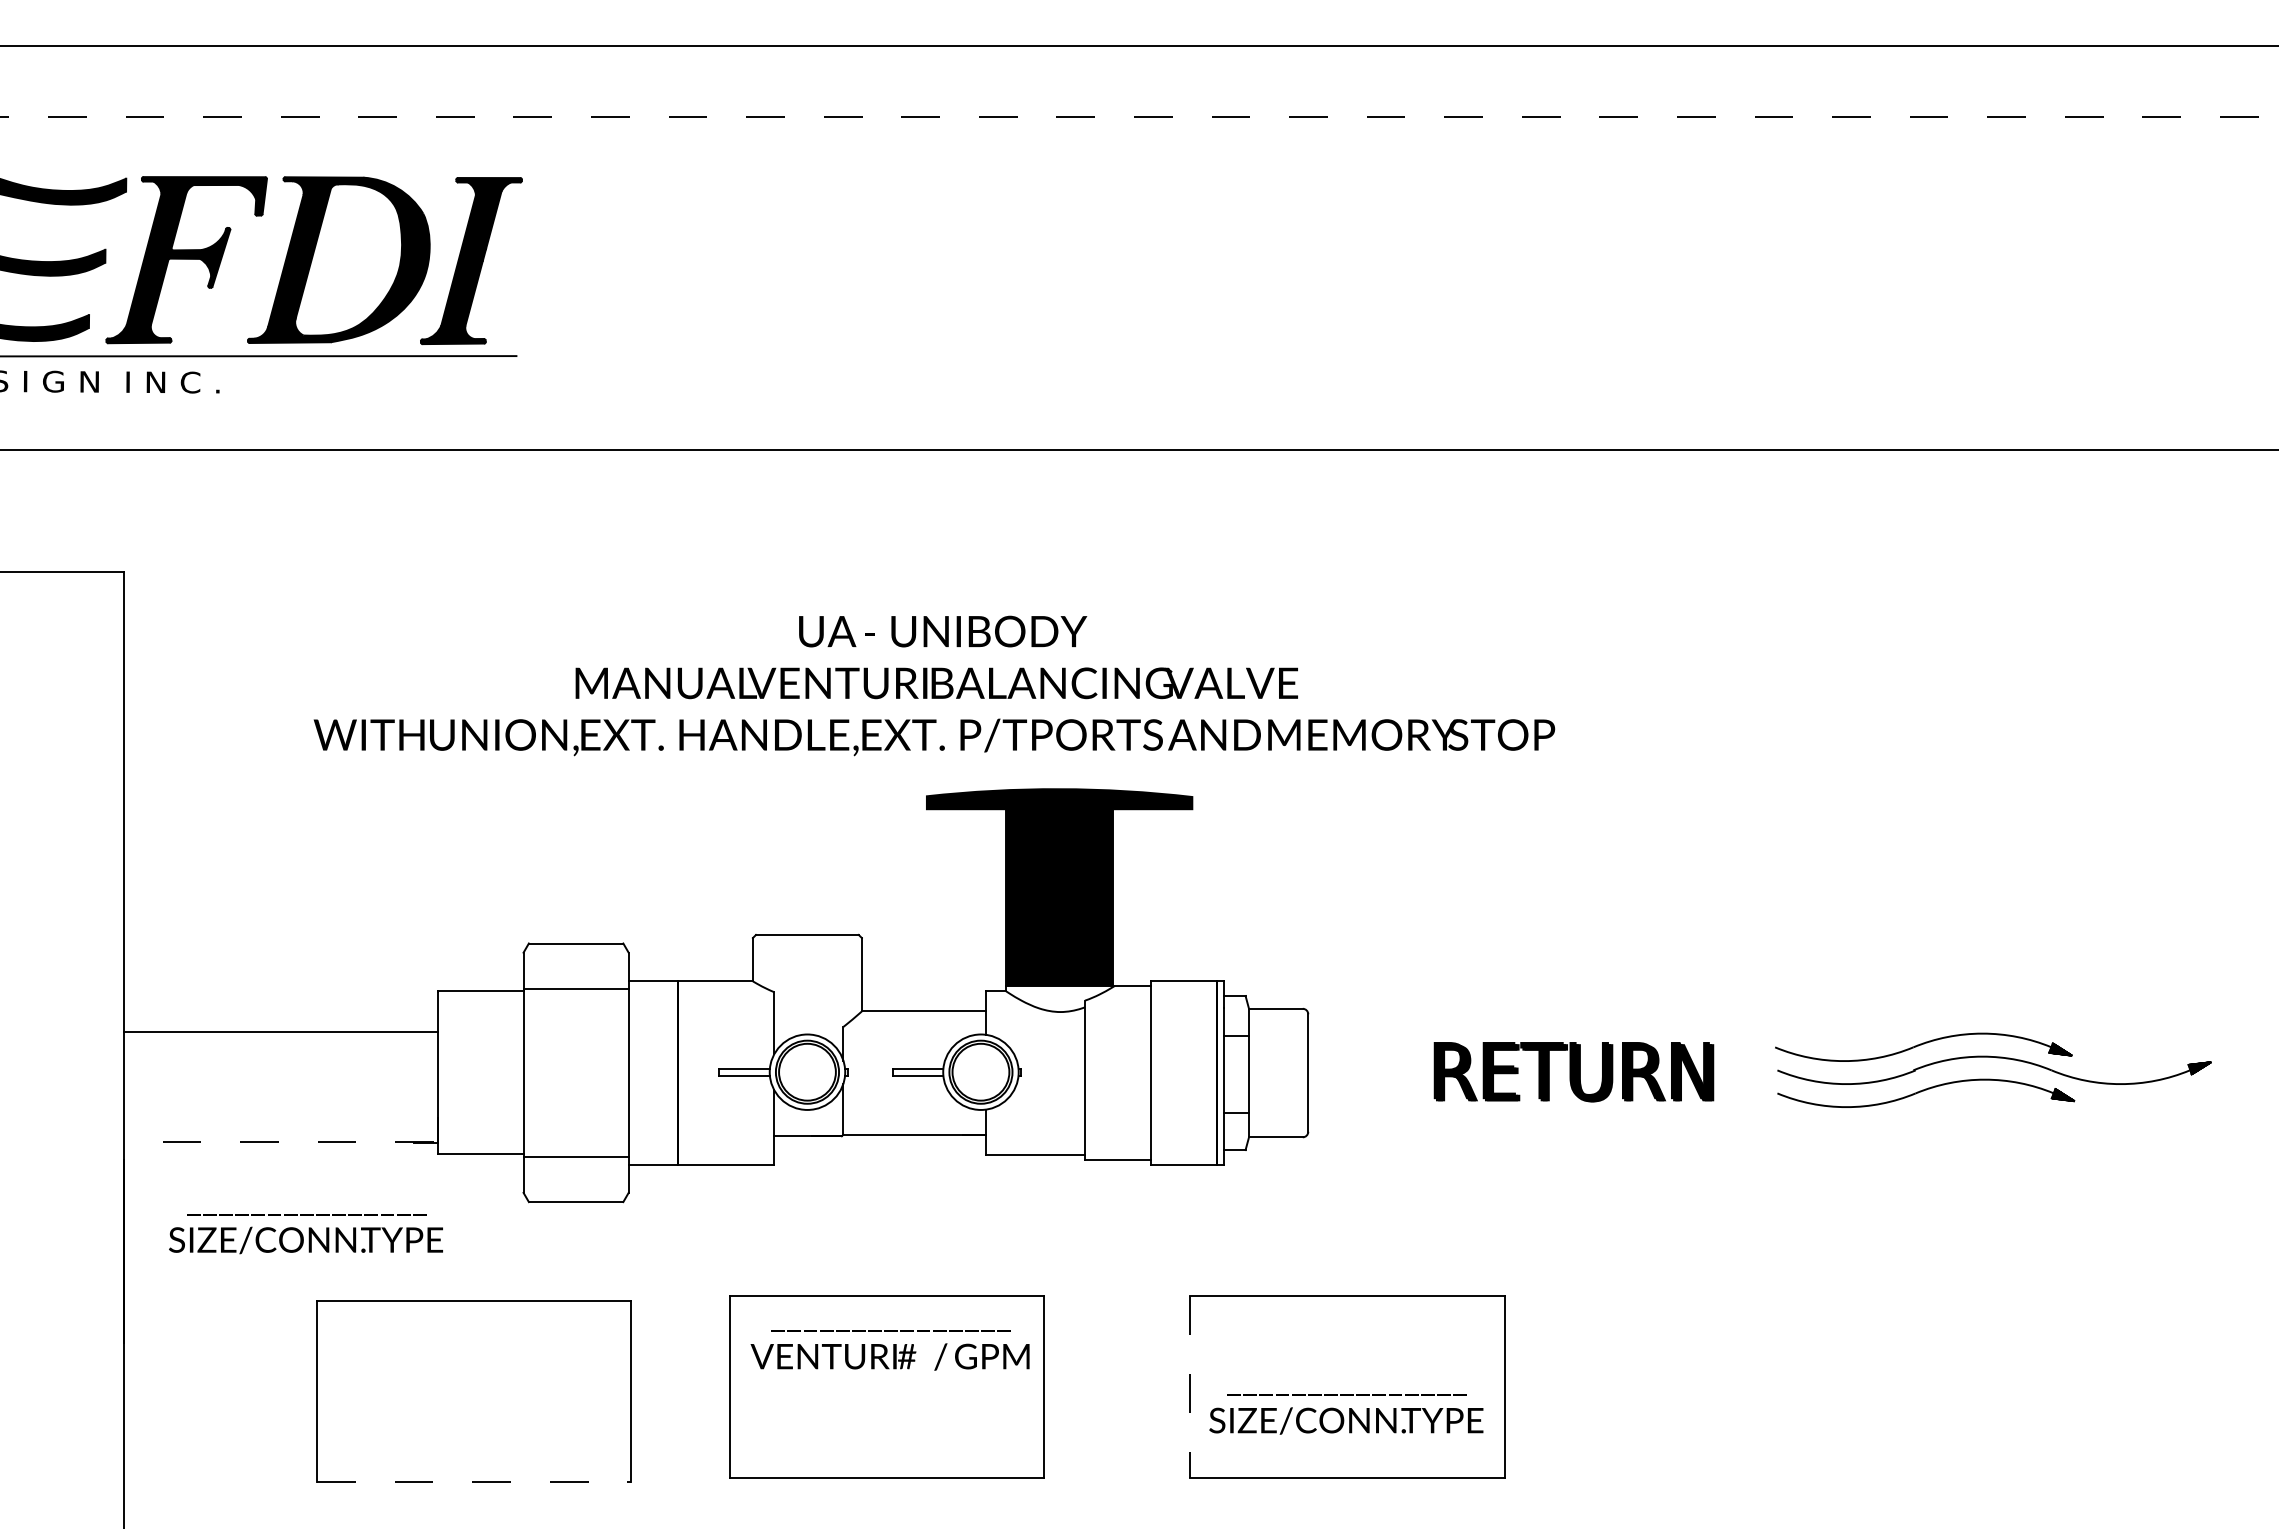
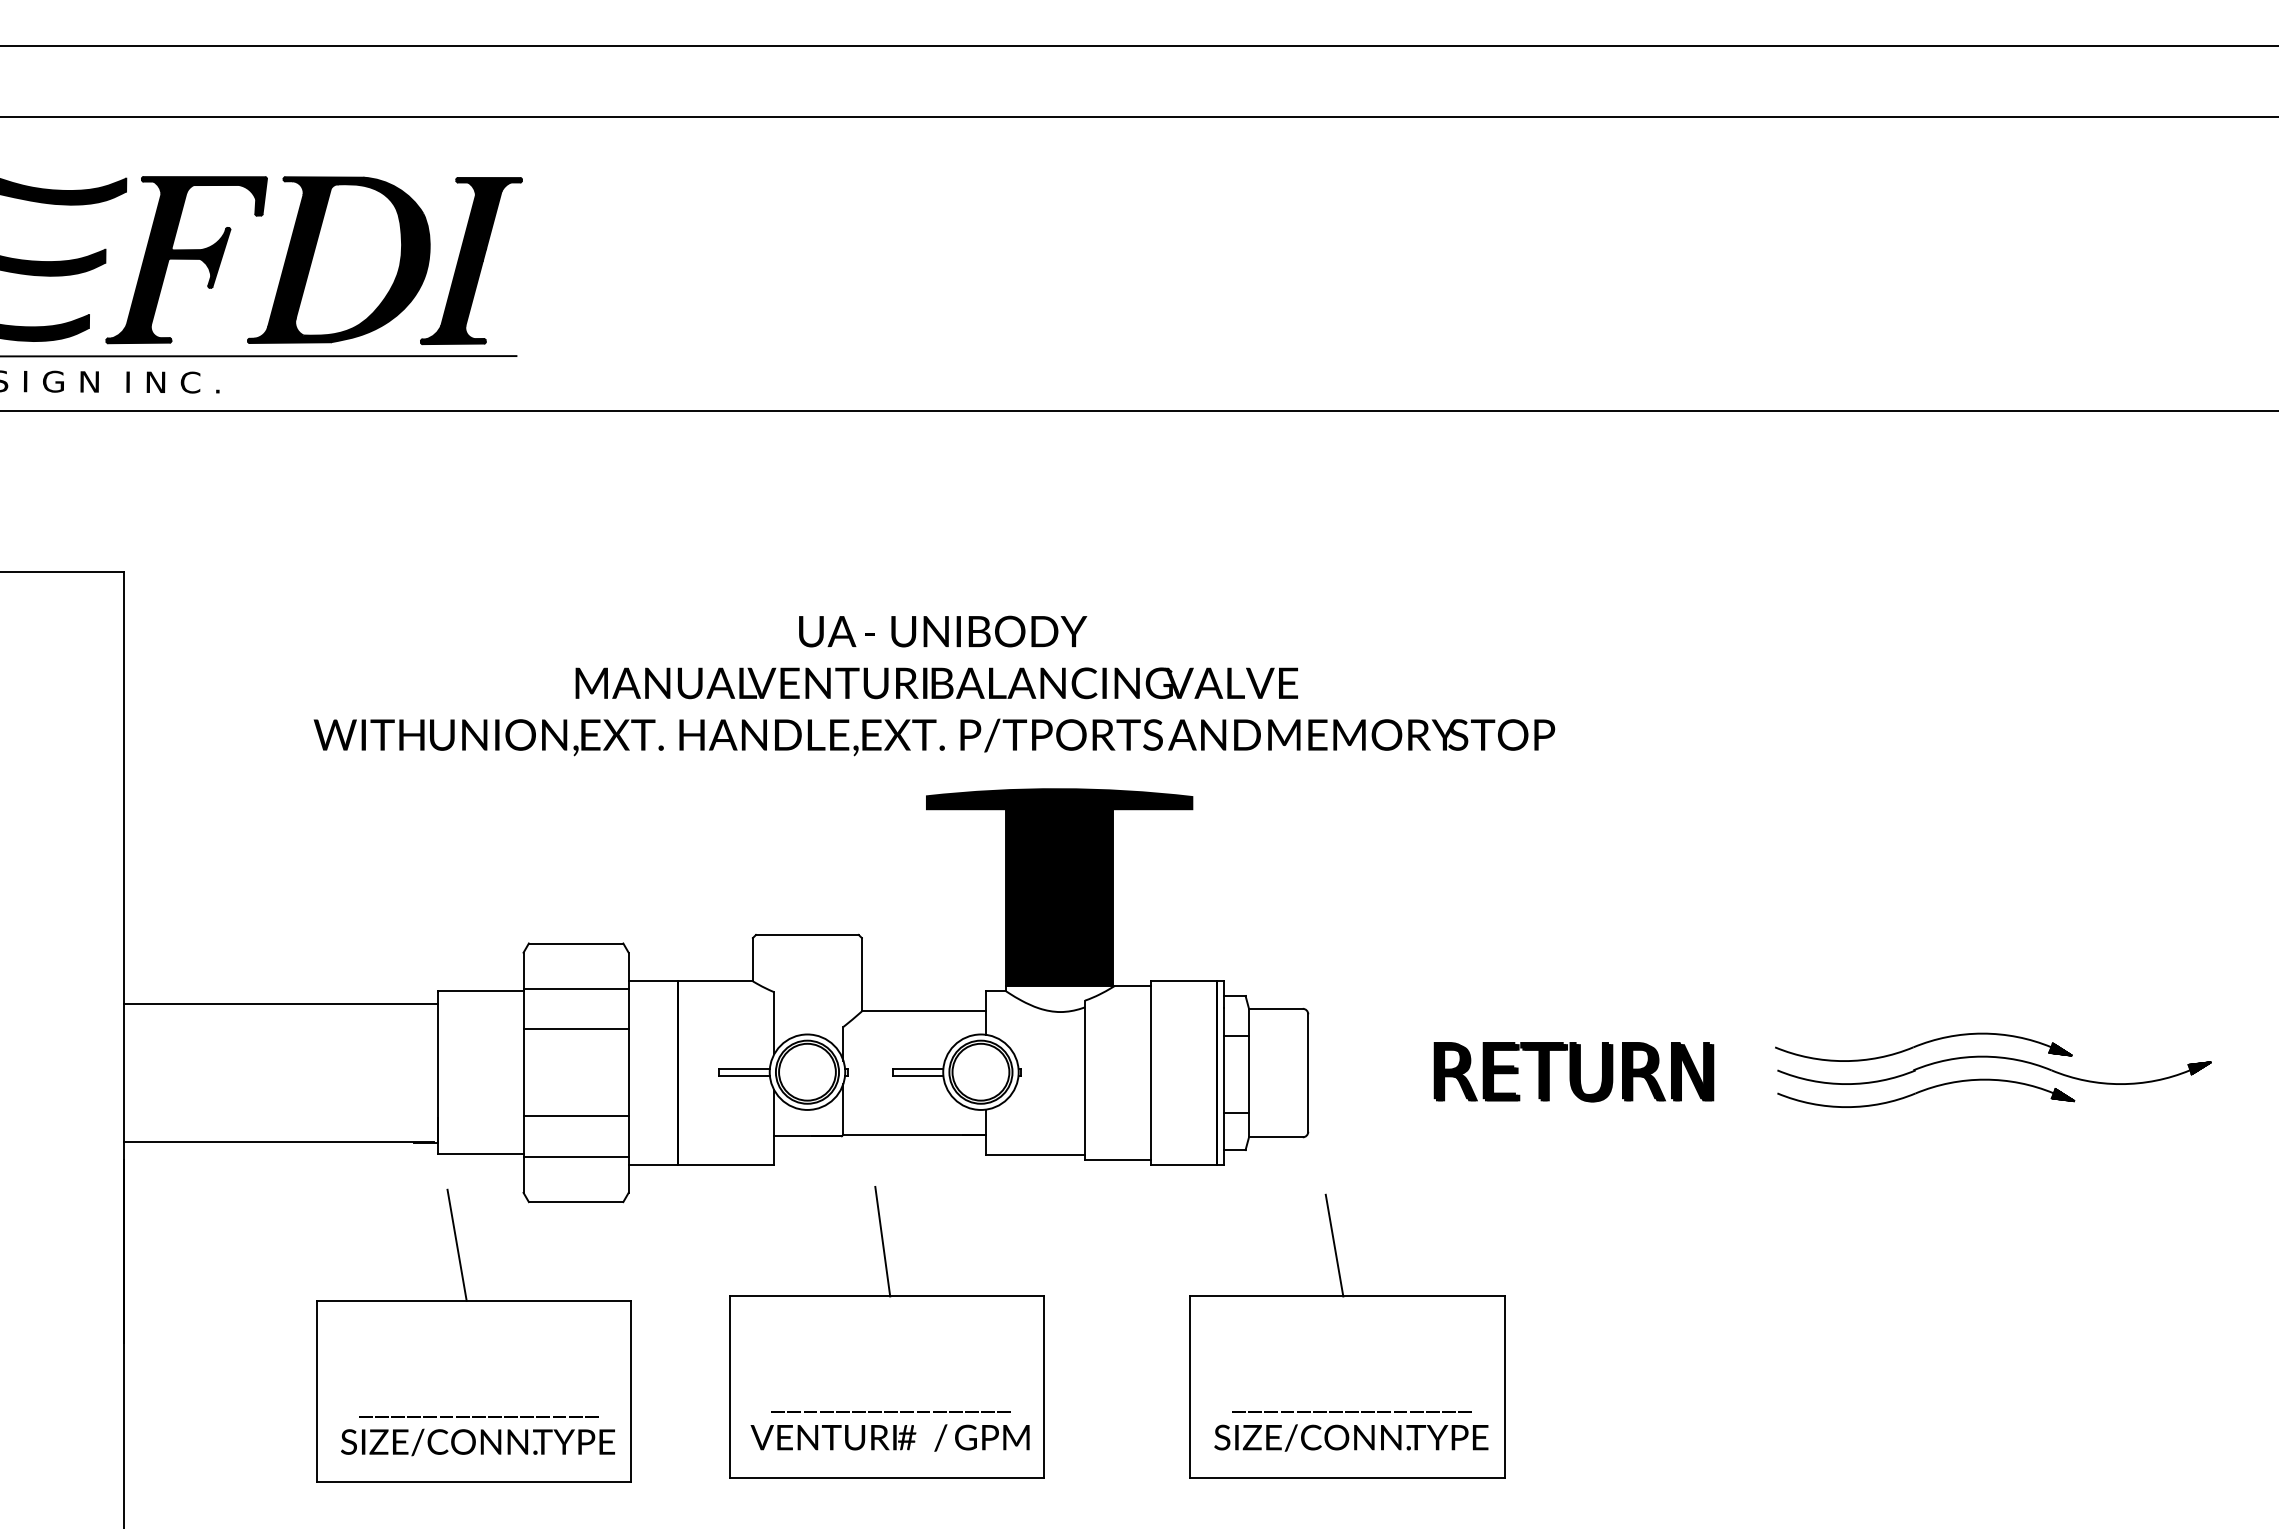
line: dashed -> solid (1139, 116)
line position: (1138, 450) -> (1138, 411) (1138, 411)
line: none -> present (575, 1029)
line position: (280, 1032) -> (280, 1004) (280, 1004)
line: none -> present (575, 1116)
line: dashed -> solid (279, 1142)
text position: (305, 1234) -> (477, 1436) (477, 1436)
line: none -> present (882, 1241)
line: none -> present (456, 1244)
line: none -> present (1334, 1245)
text position: (889, 1350) -> (889, 1431) (889, 1431)
line: dashed -> solid (1190, 1387)
text position: (1346, 1414) -> (1351, 1431) (1351, 1431)
line: dashed -> solid (474, 1482)
